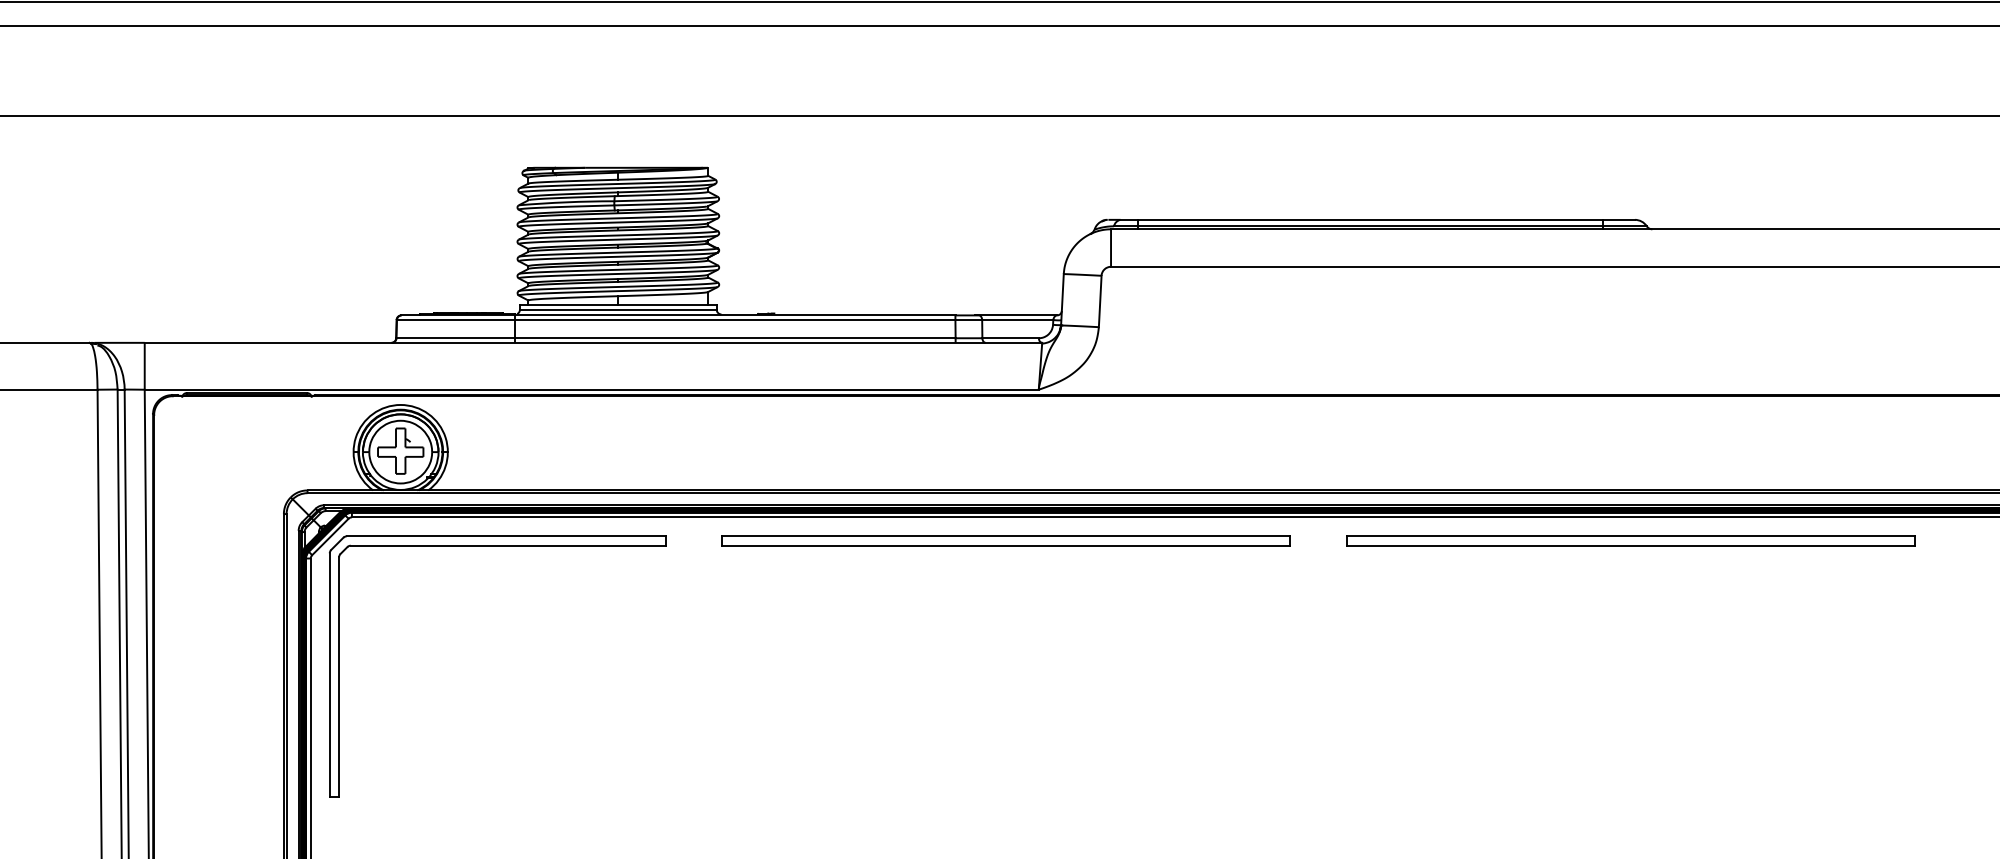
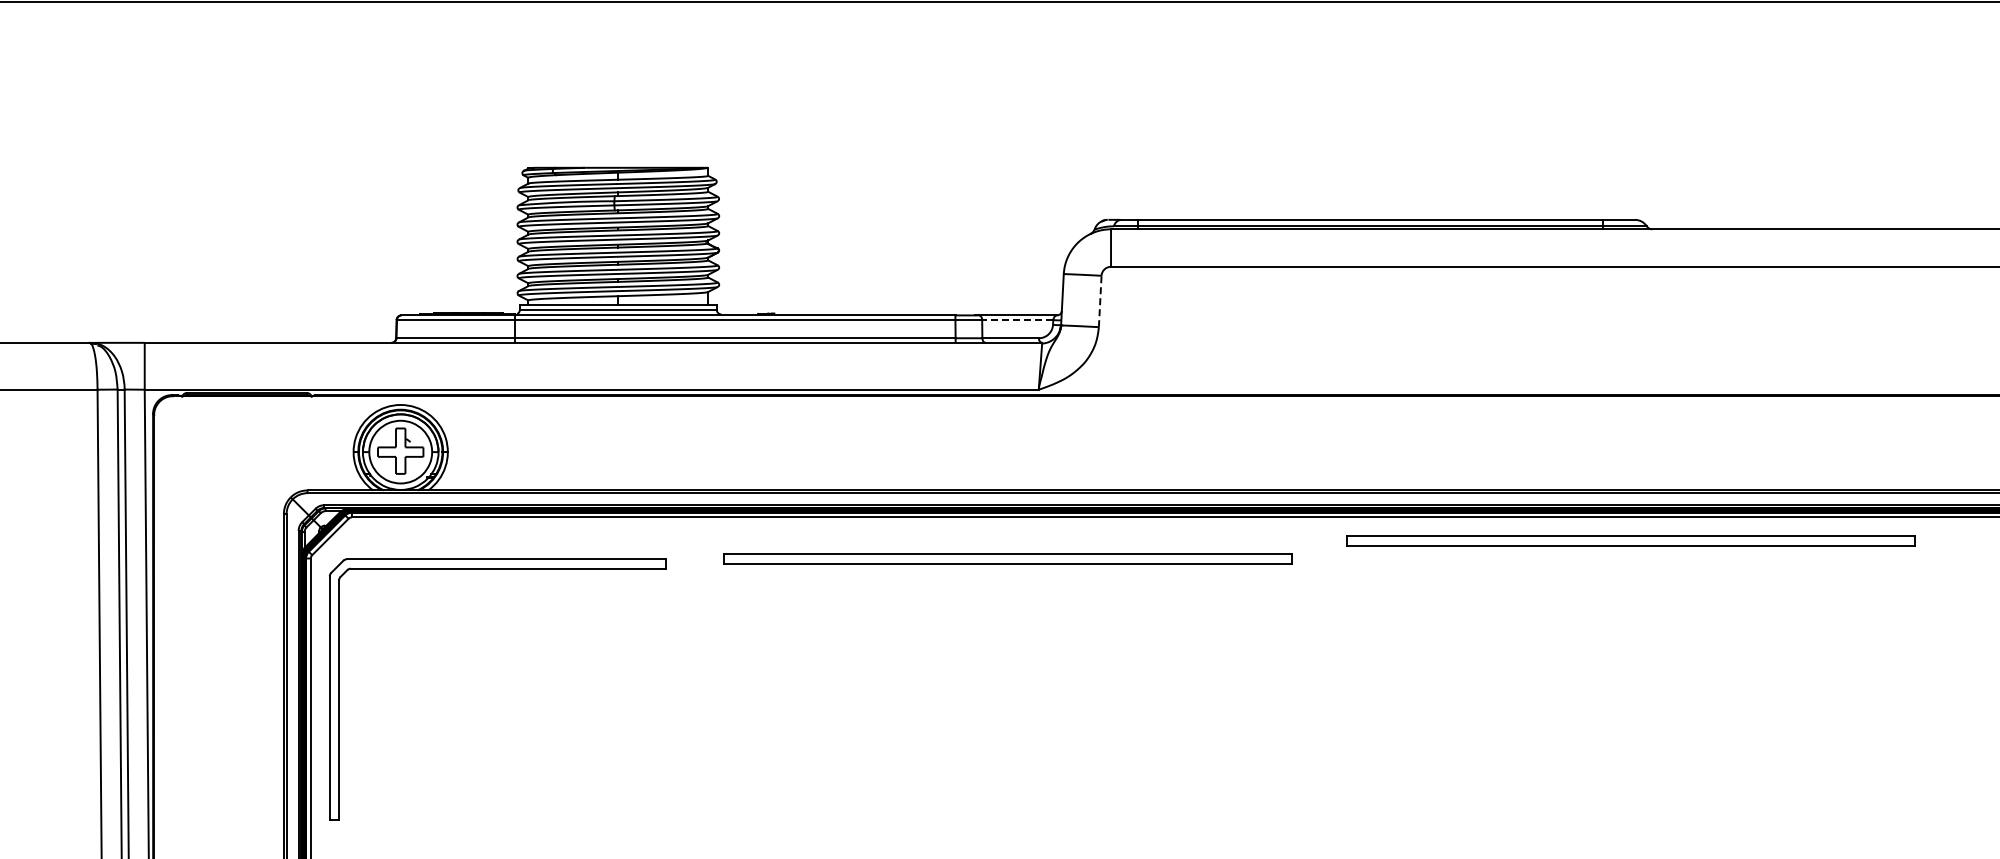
line: present -> none (999, 25)
line: present -> none (999, 115)
line: solid -> dashed (1100, 301)
line: solid -> dashed (1017, 320)
part position: (1005, 540) -> (1007, 558) (1007, 558)
part position: (497, 546) -> (497, 569) (497, 569)
